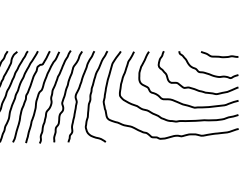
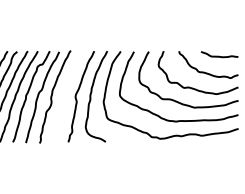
curve: present -> none (65, 96)
